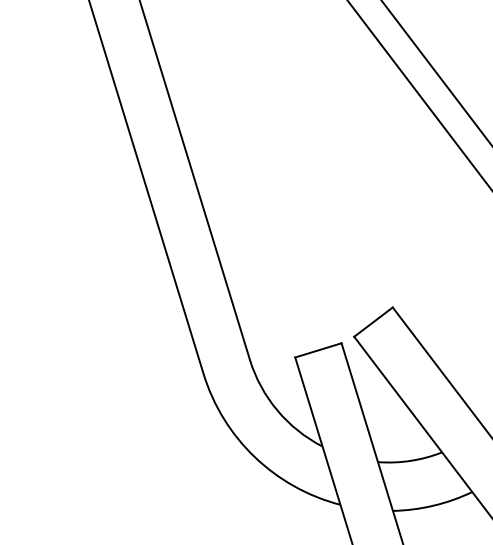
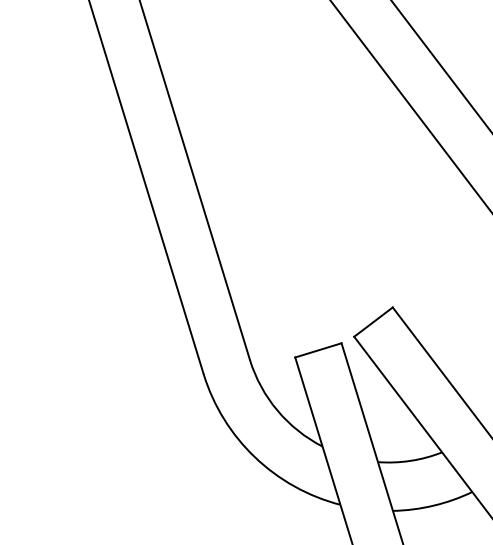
line position: (436, 72) -> (440, 65) (440, 65)
line position: (418, 94) -> (410, 106) (410, 106)
